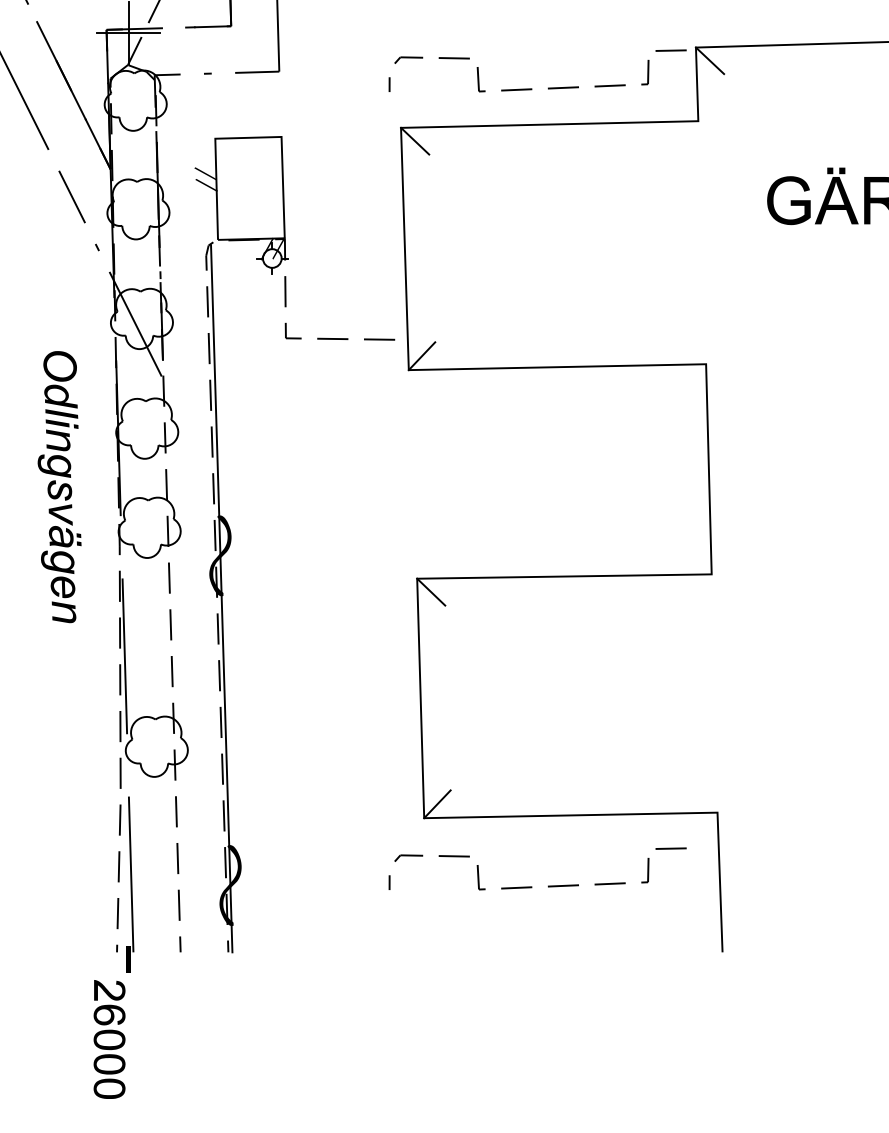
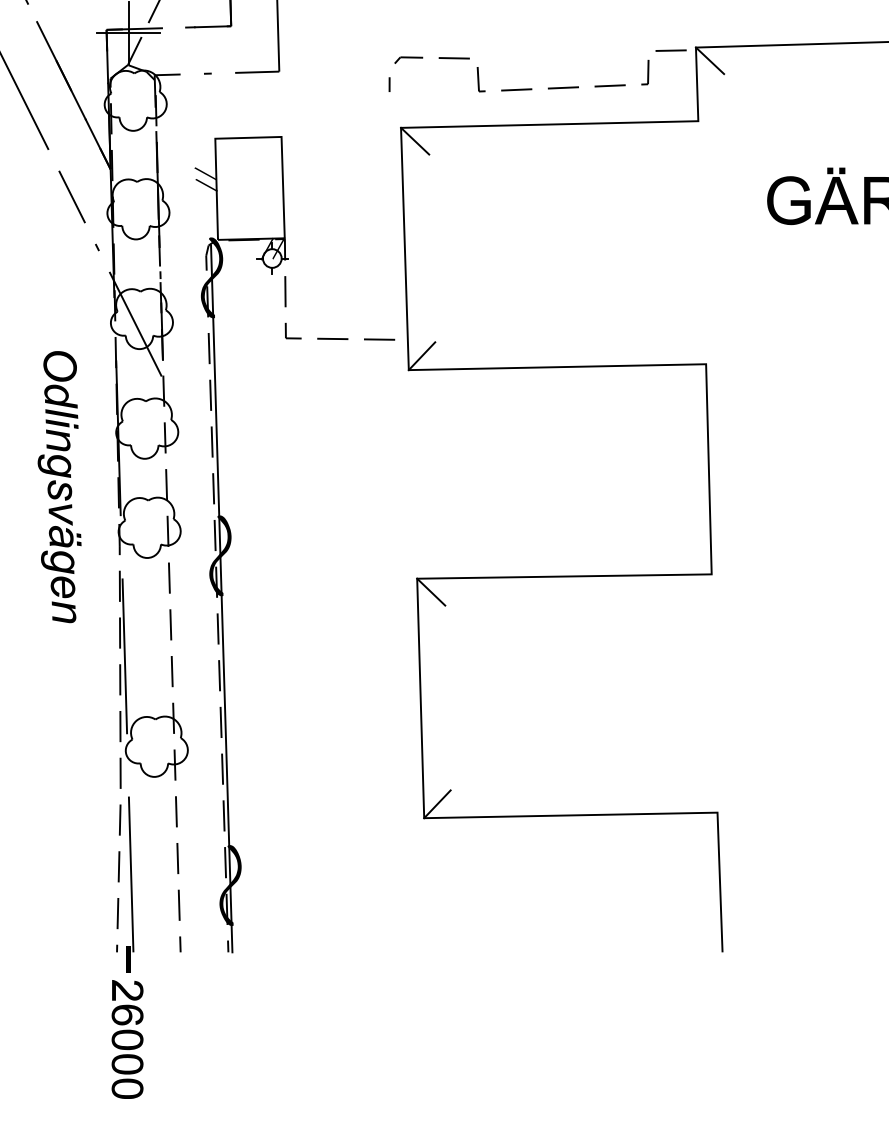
fill: none -> present (211, 277)
curve: present -> none (532, 886)
part position: (109, 1039) -> (127, 1039) (127, 1039)
